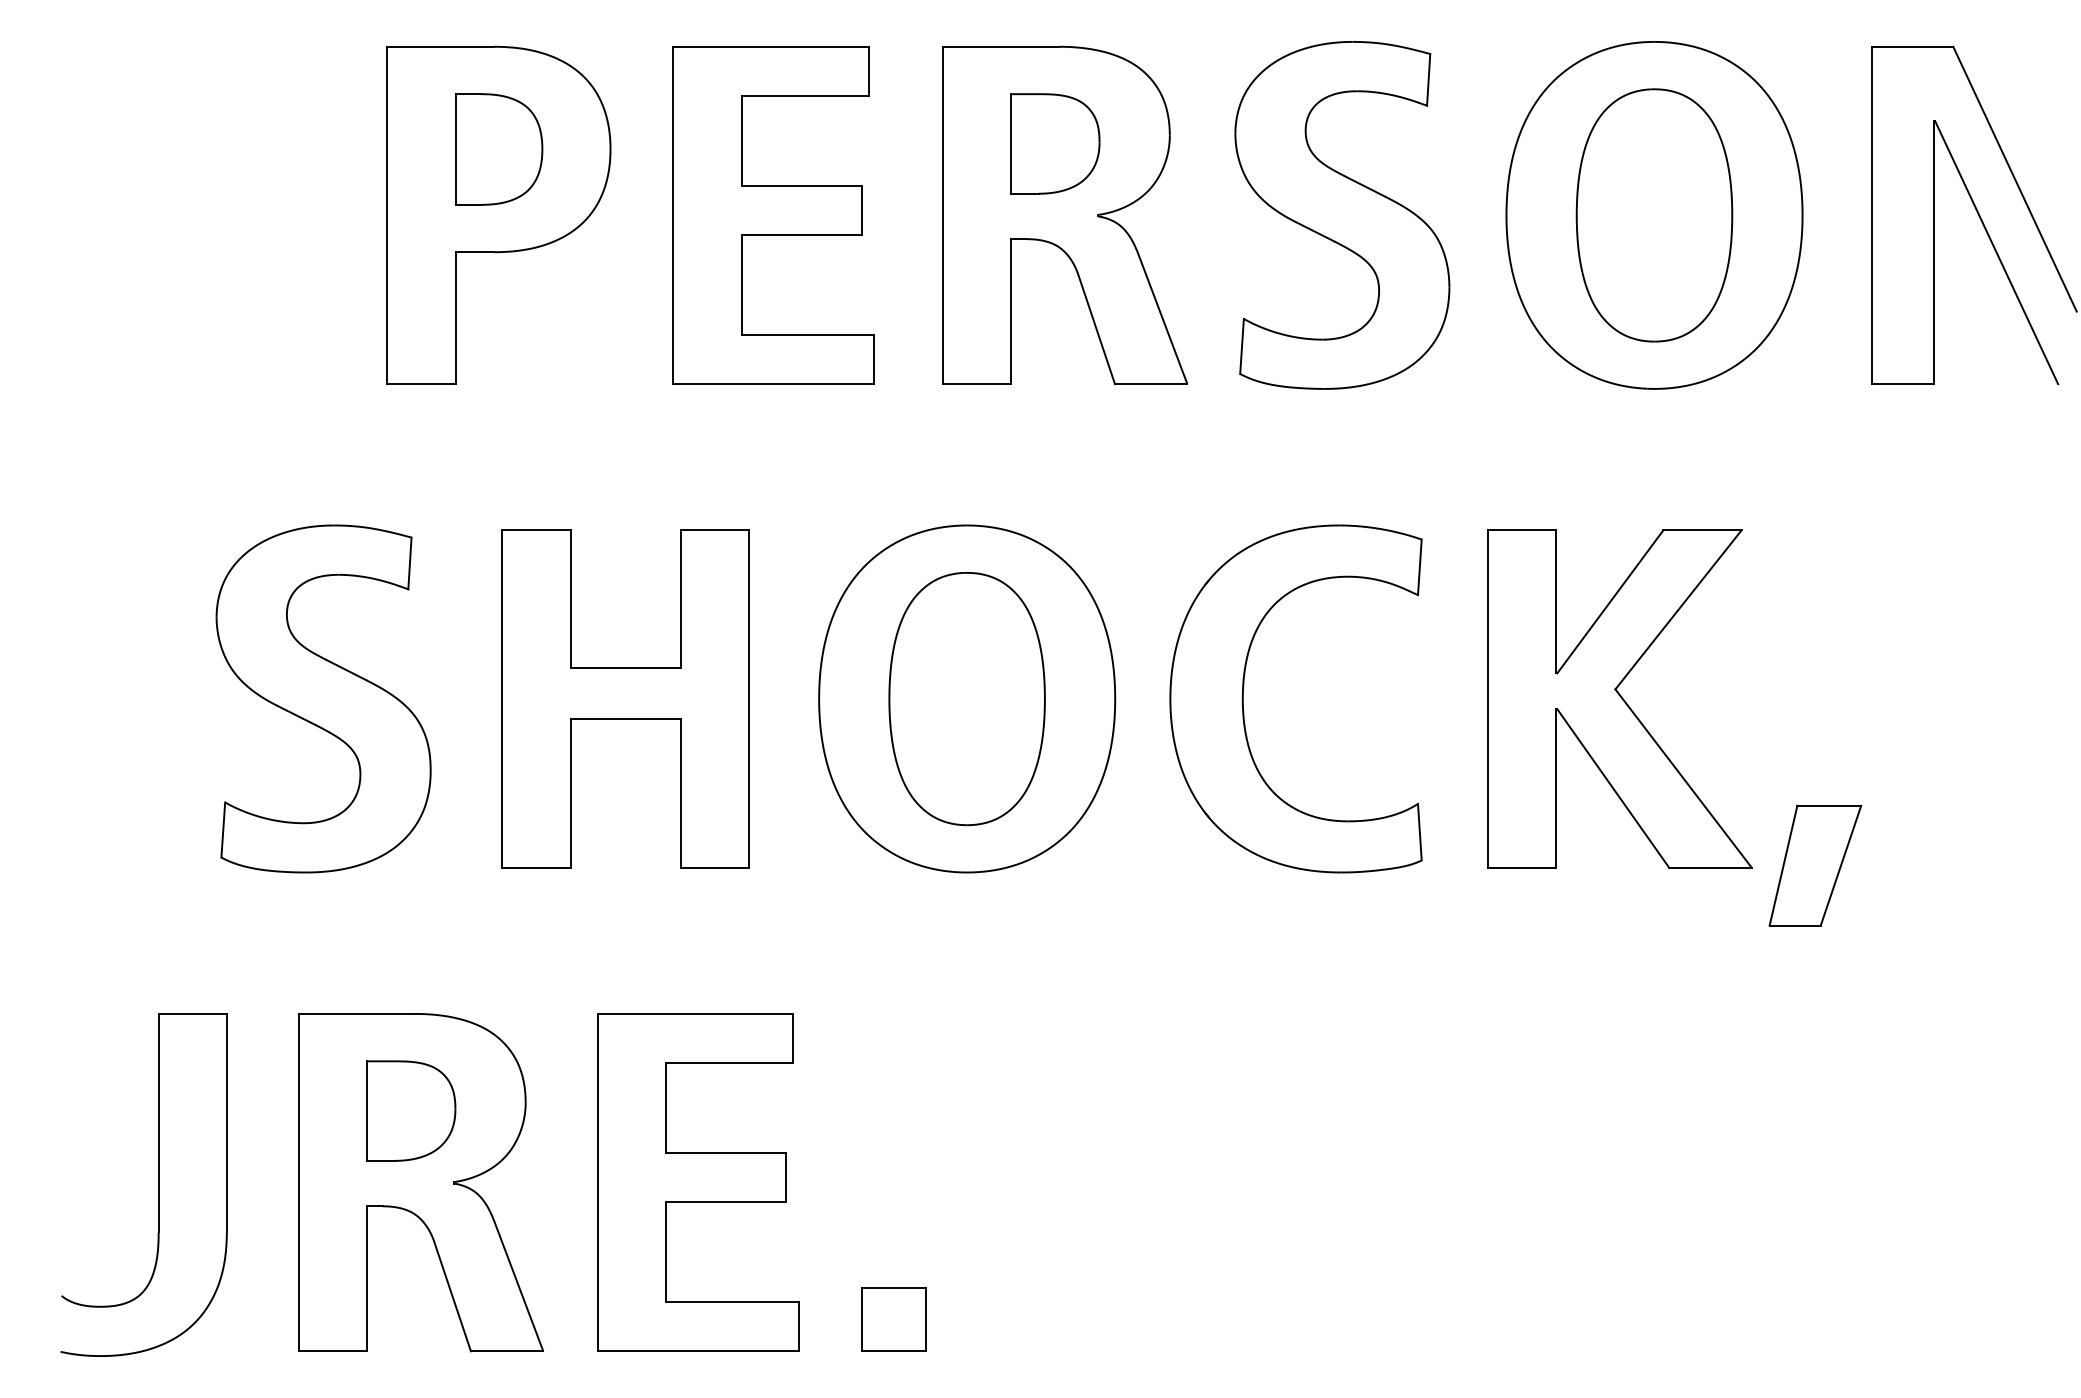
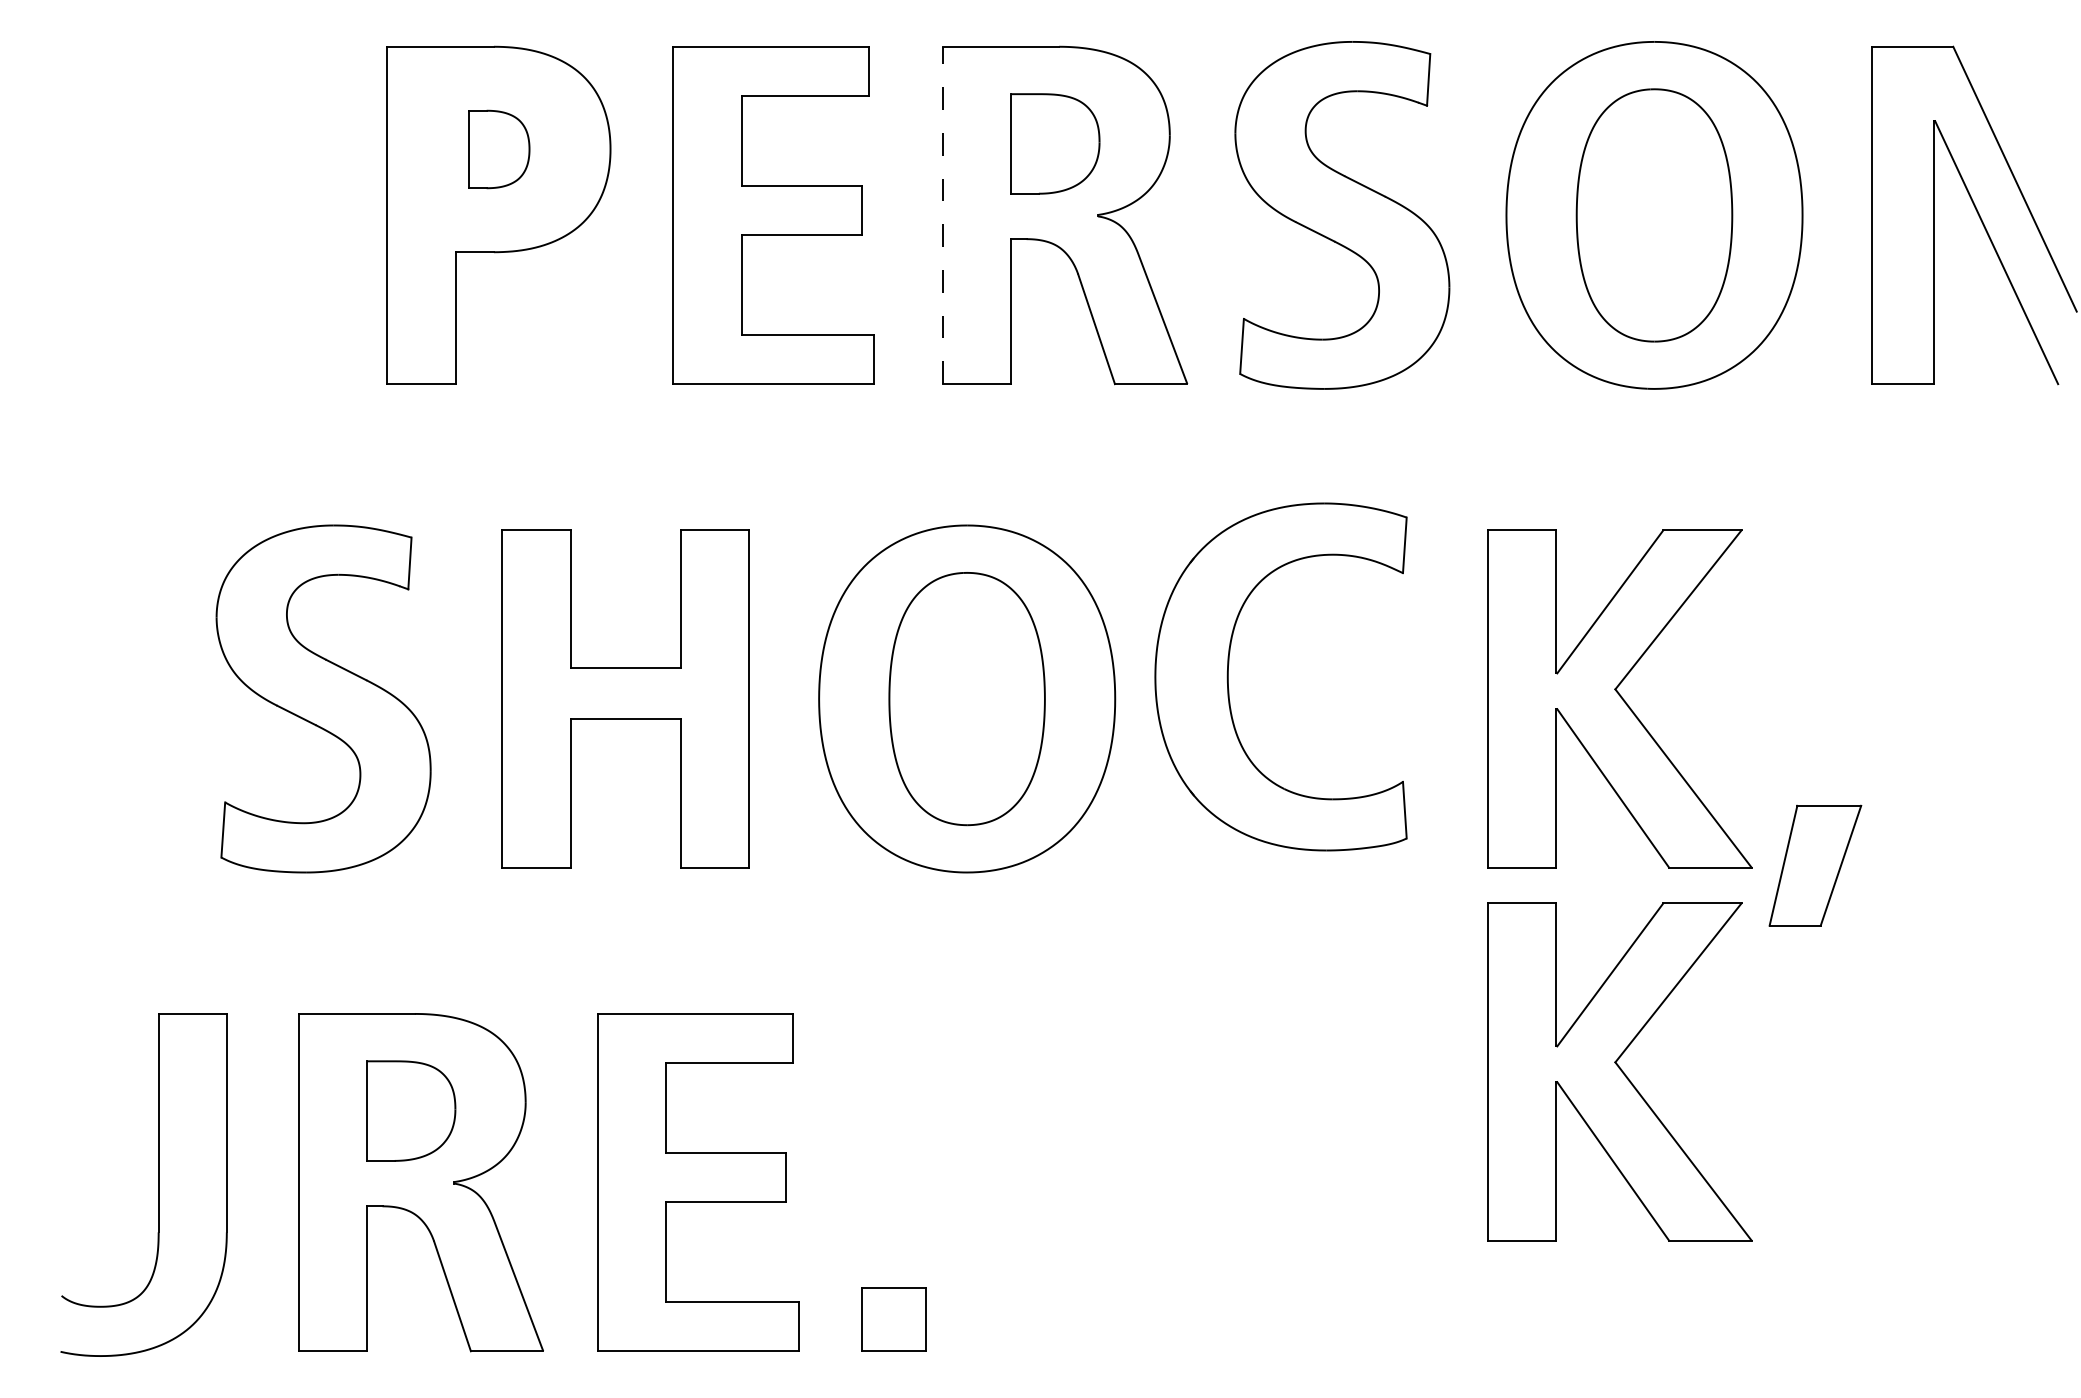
part size: 89x113 px -> 63x81 px (499, 149)
line: solid -> dashed (943, 215)
part position: (1243, 698) -> (1228, 676) (1228, 676)
part: none -> present (1619, 1071)
